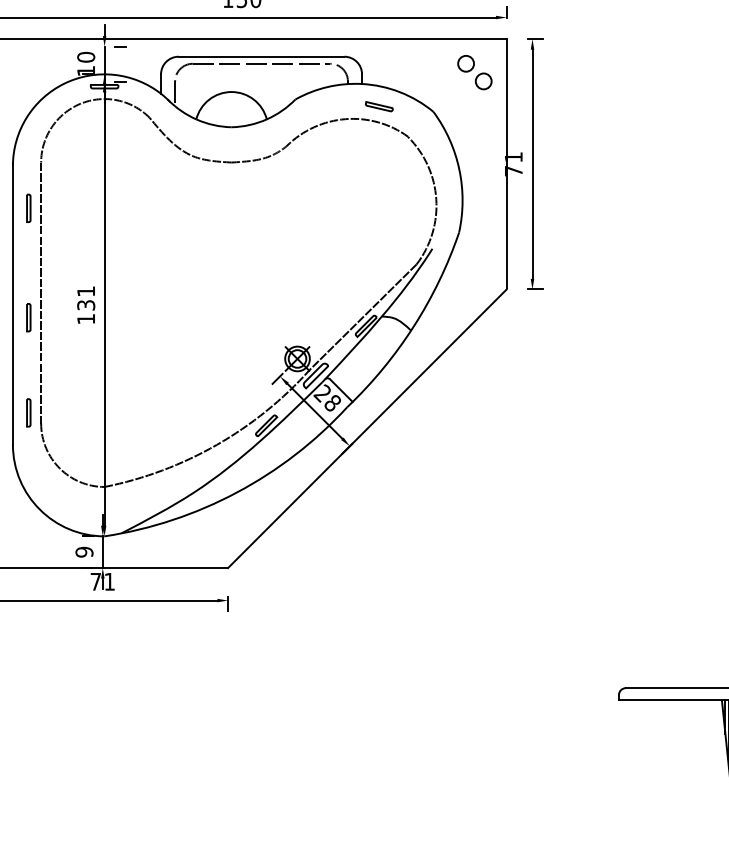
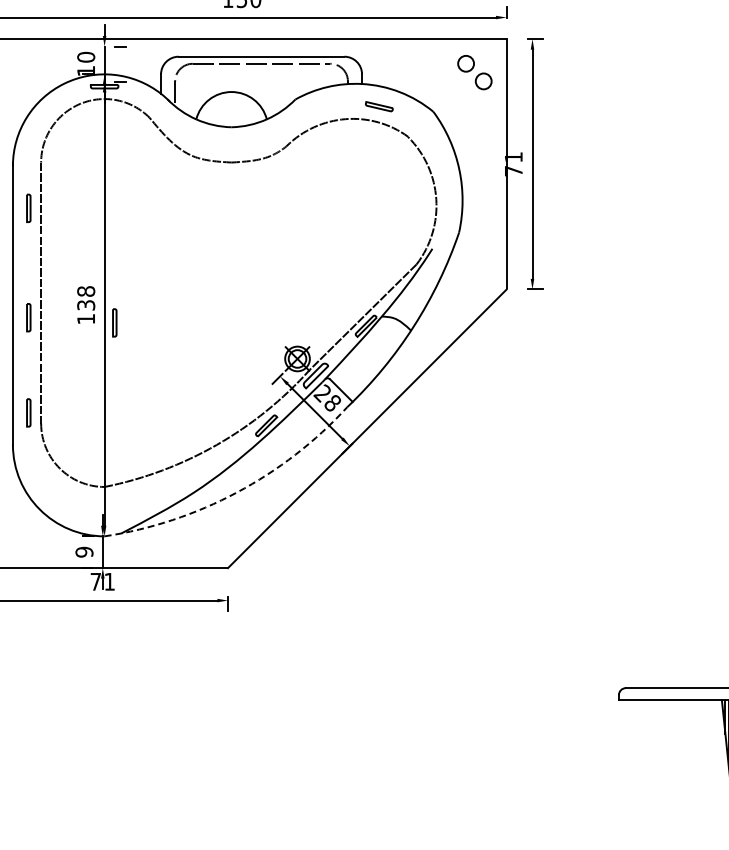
text: 131 -> 138 (86, 291)
part: none -> present (114, 322)
arc: solid -> dashed (236, 492)
